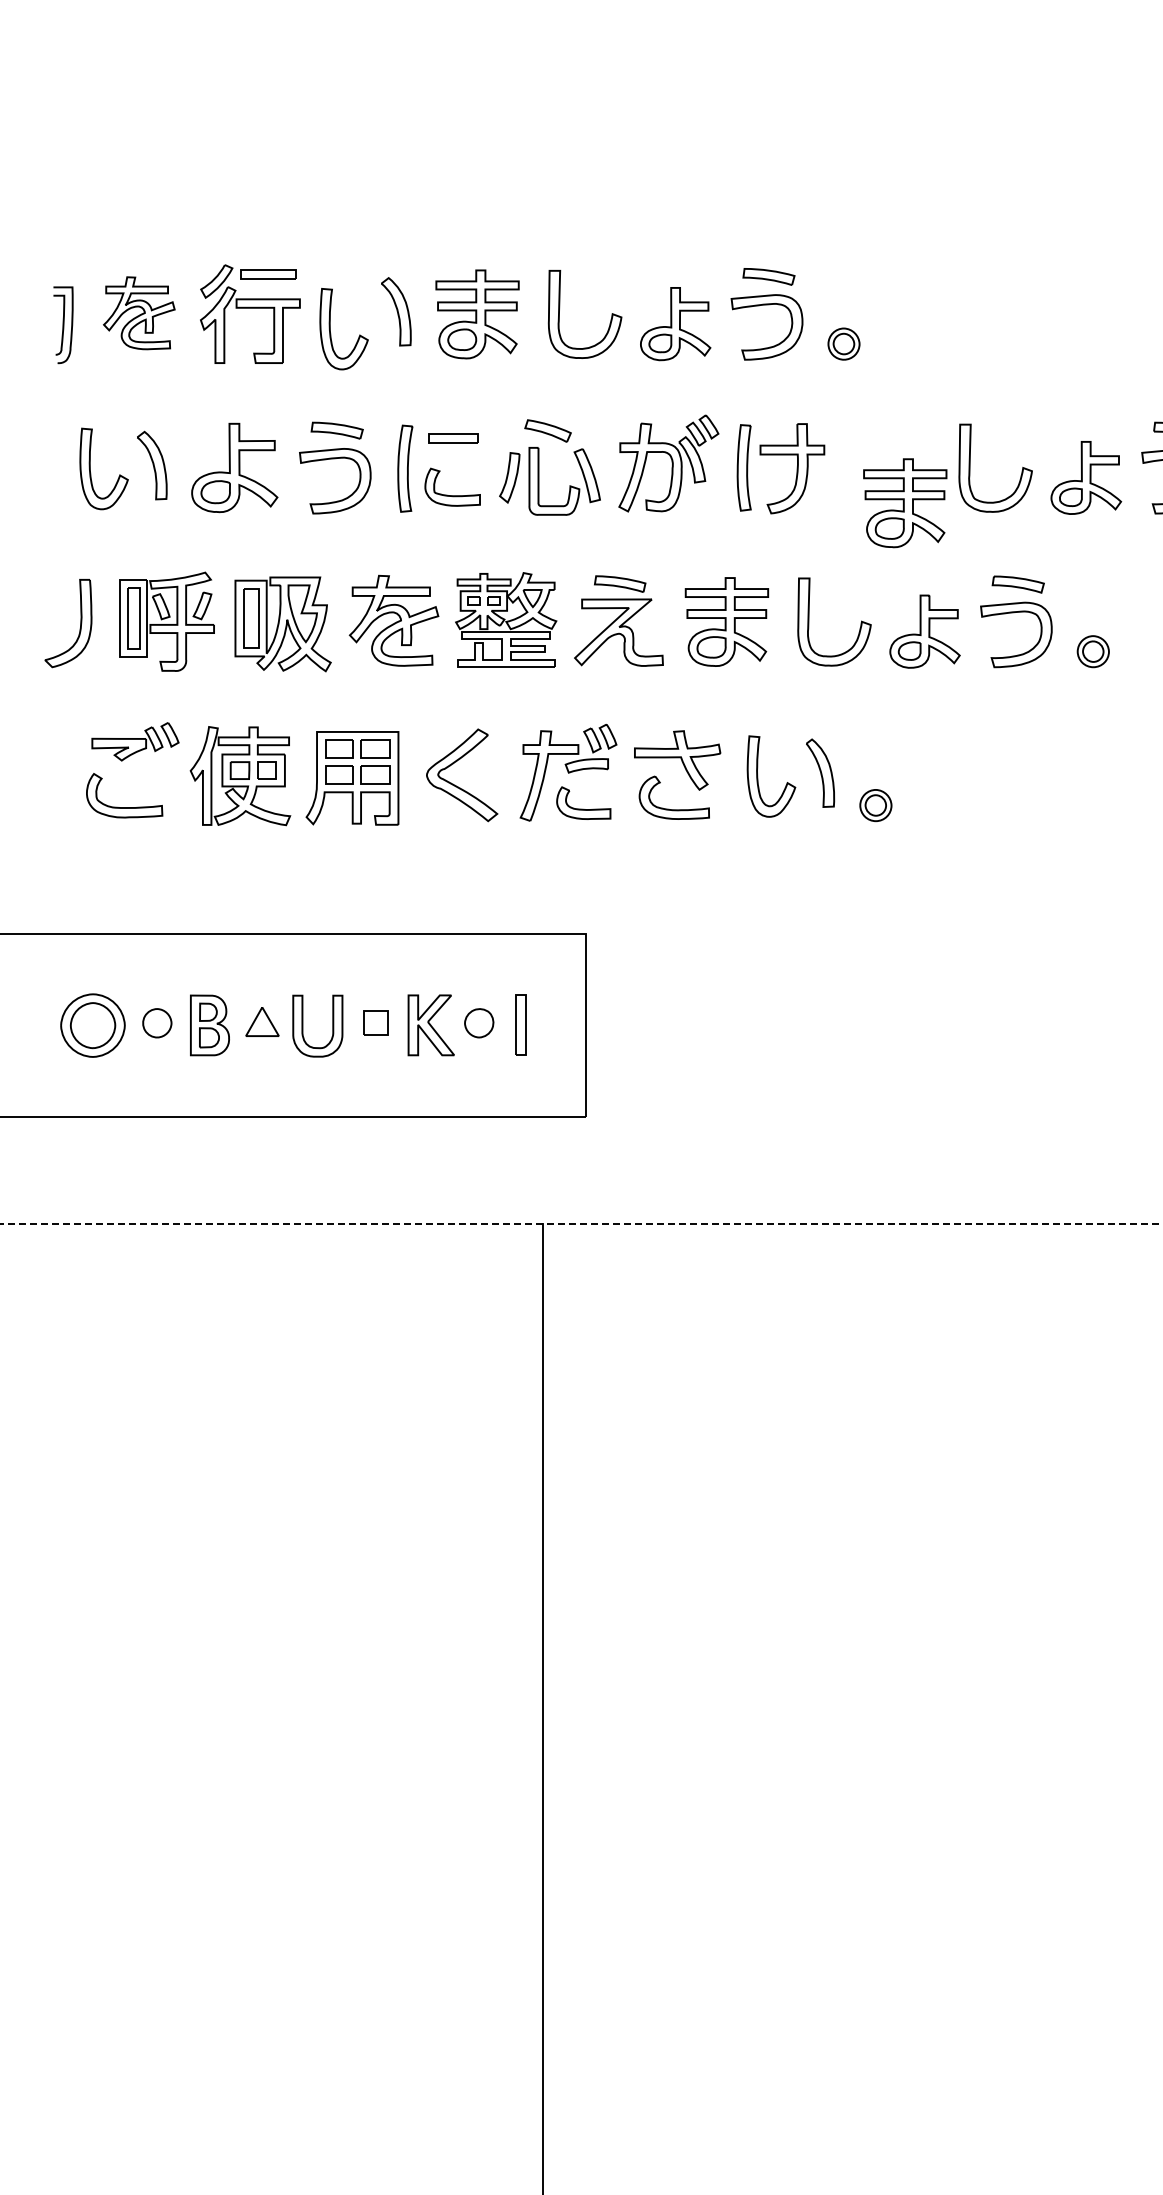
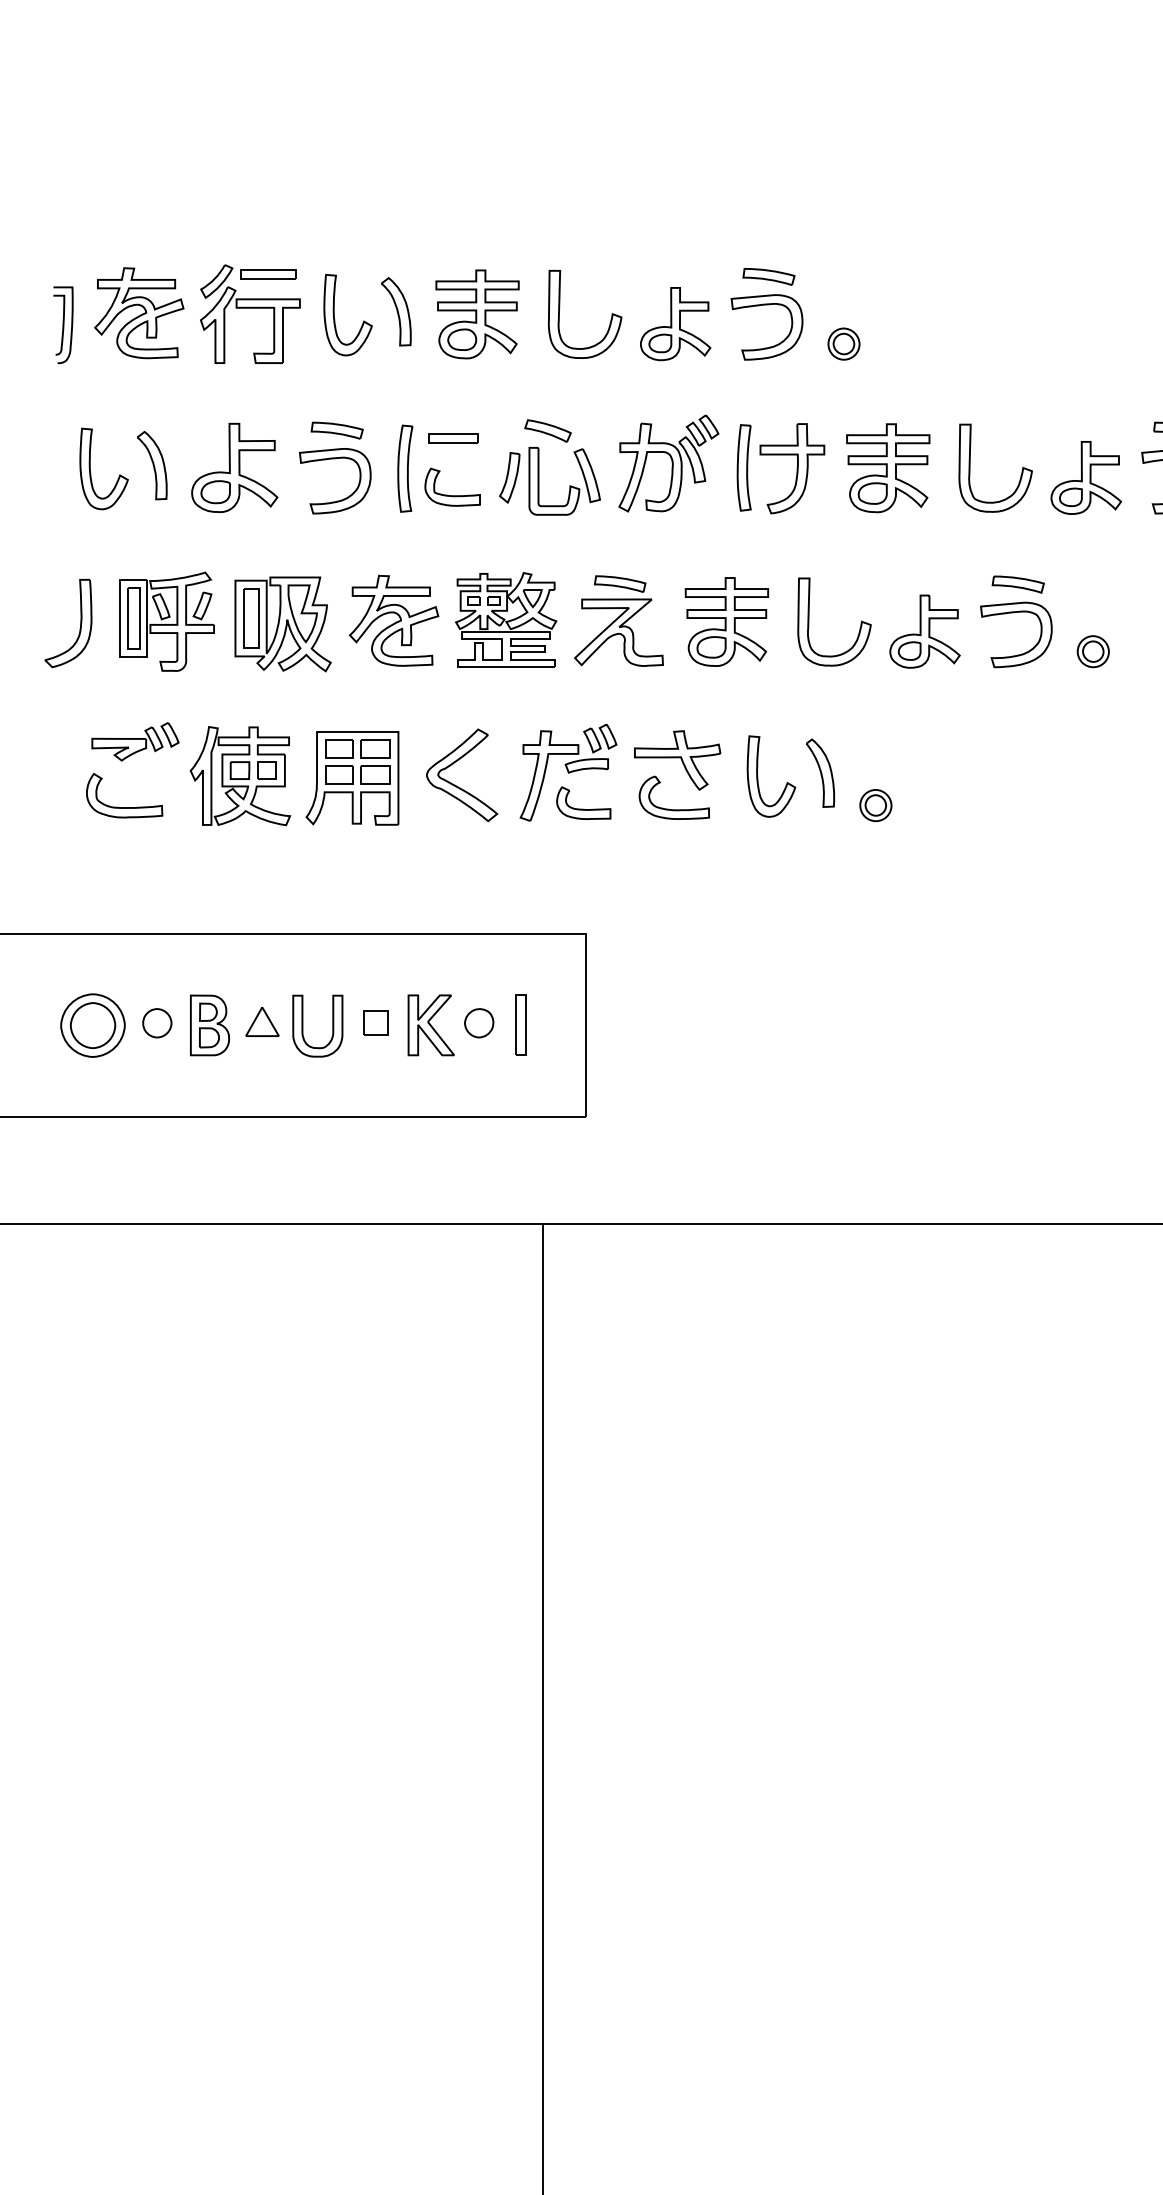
part size: 73x75 px -> 91x93 px (139, 313)
part position: (331, 333) -> (335, 319) (335, 319)
part position: (905, 503) -> (888, 468) (888, 468)
line: dashed -> solid (581, 1224)
